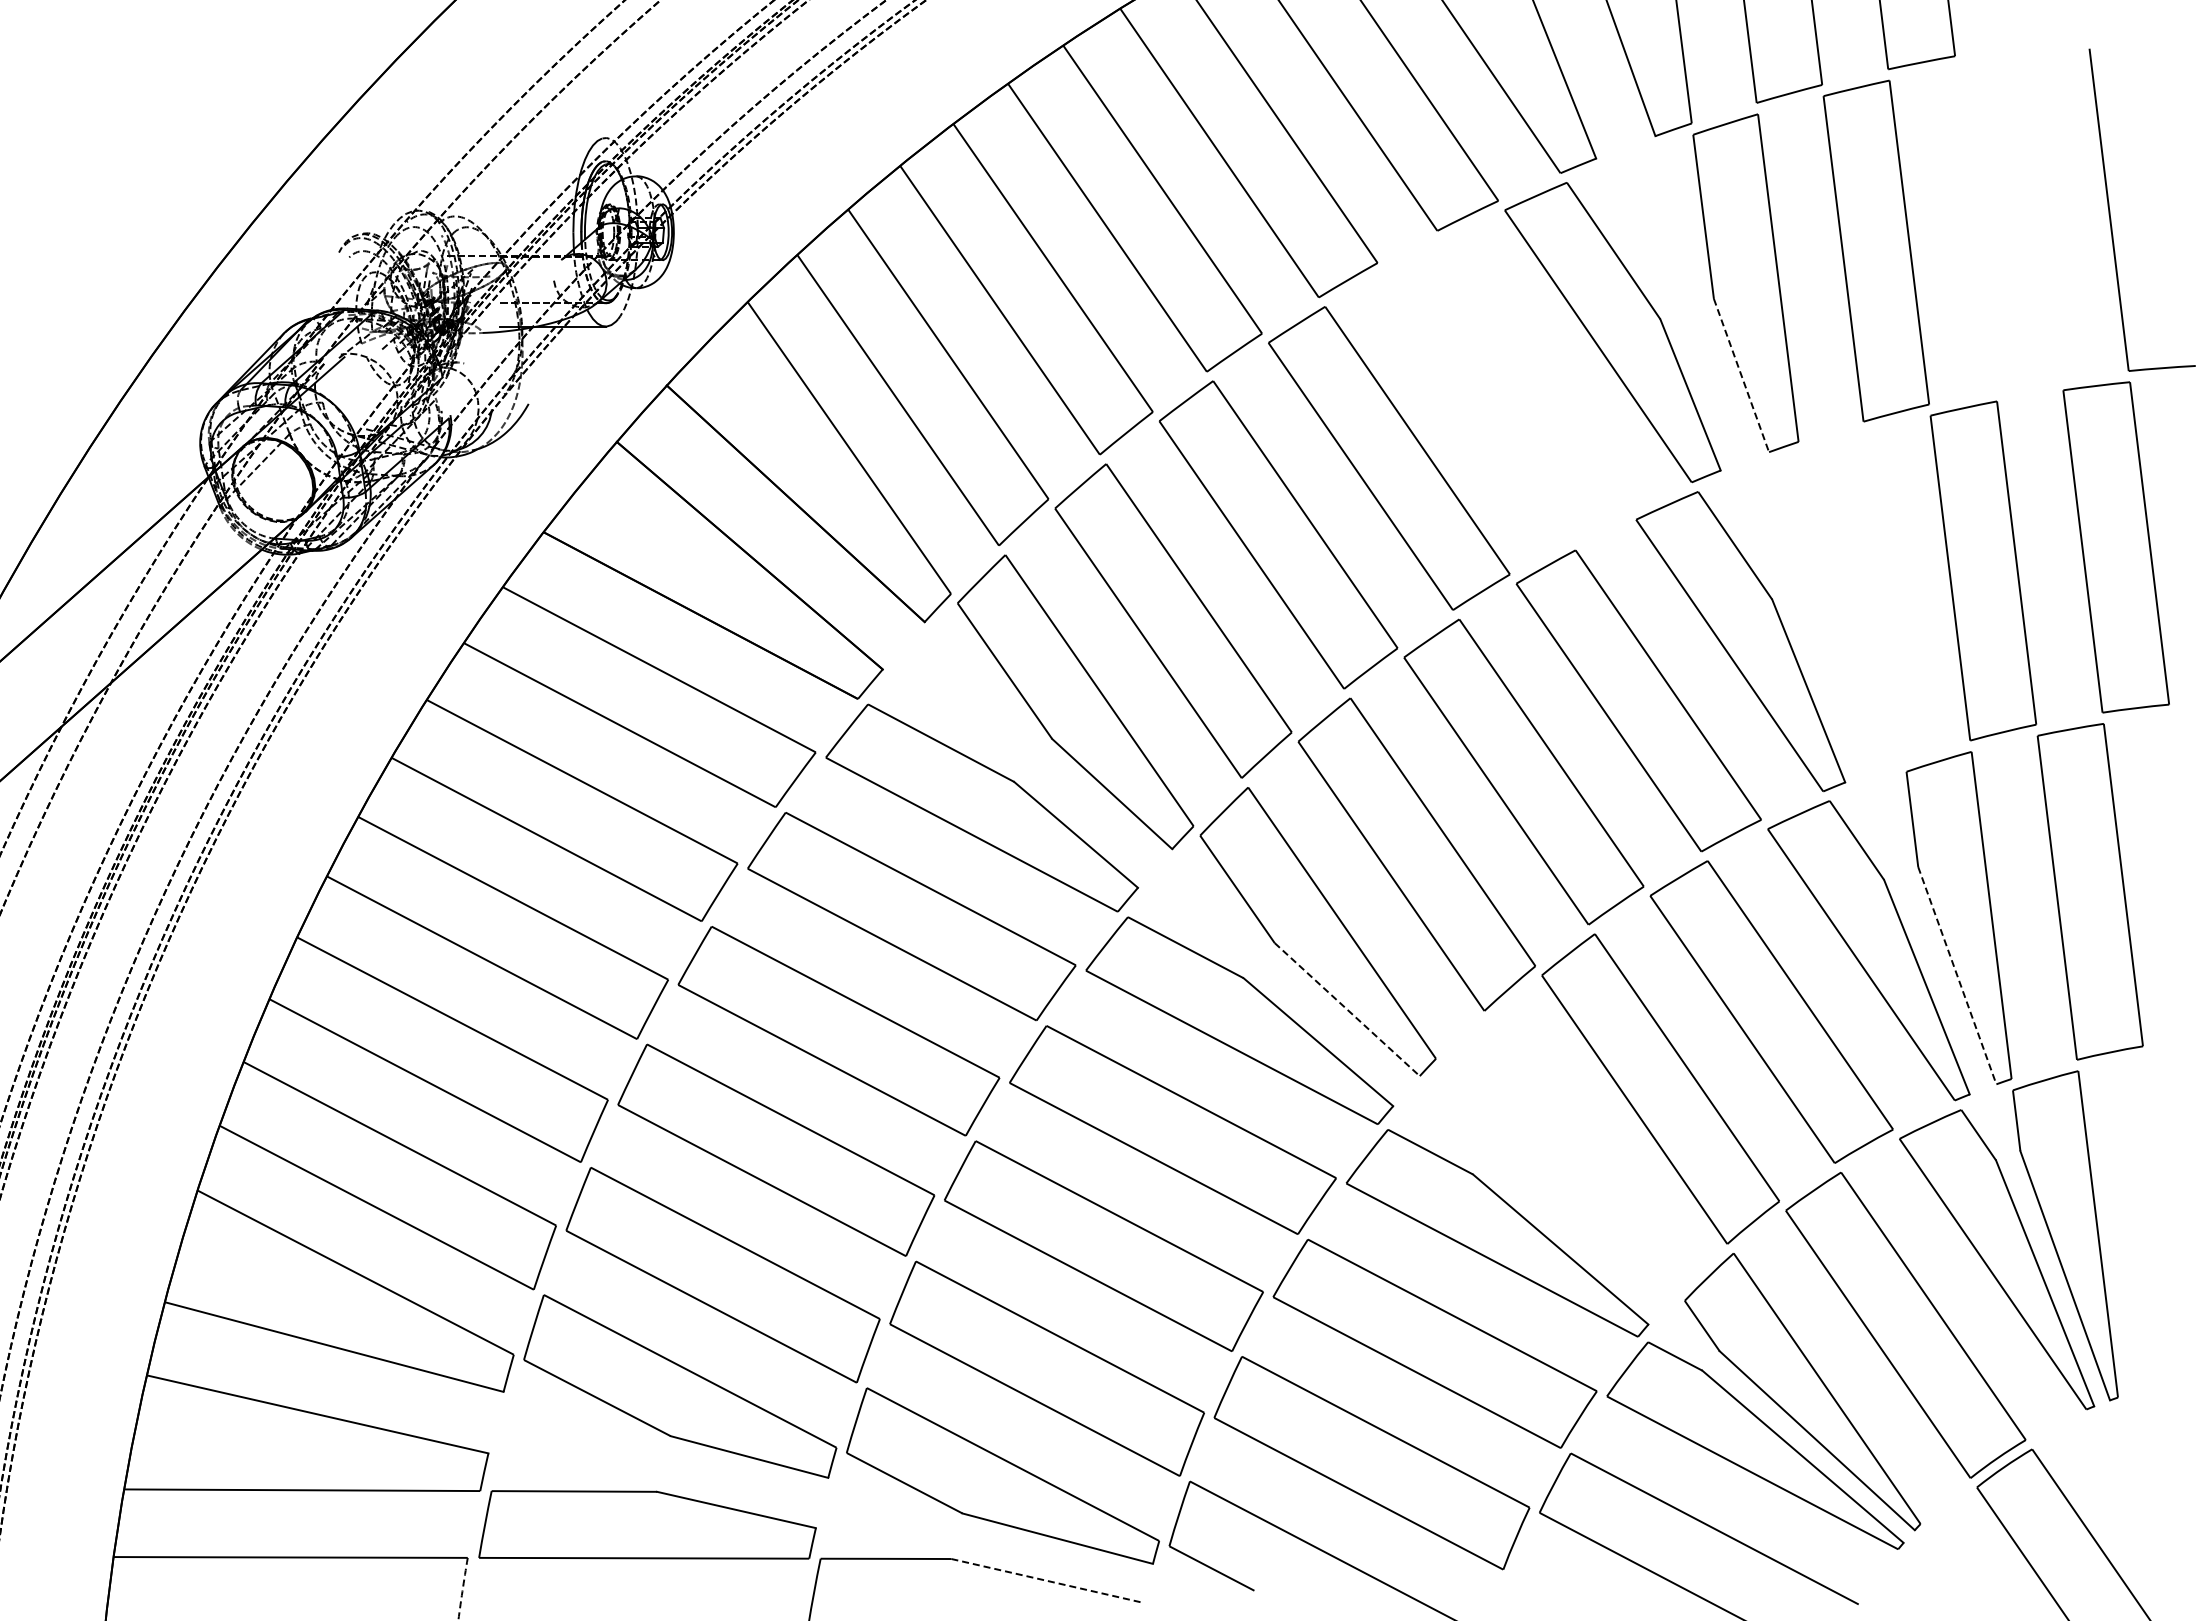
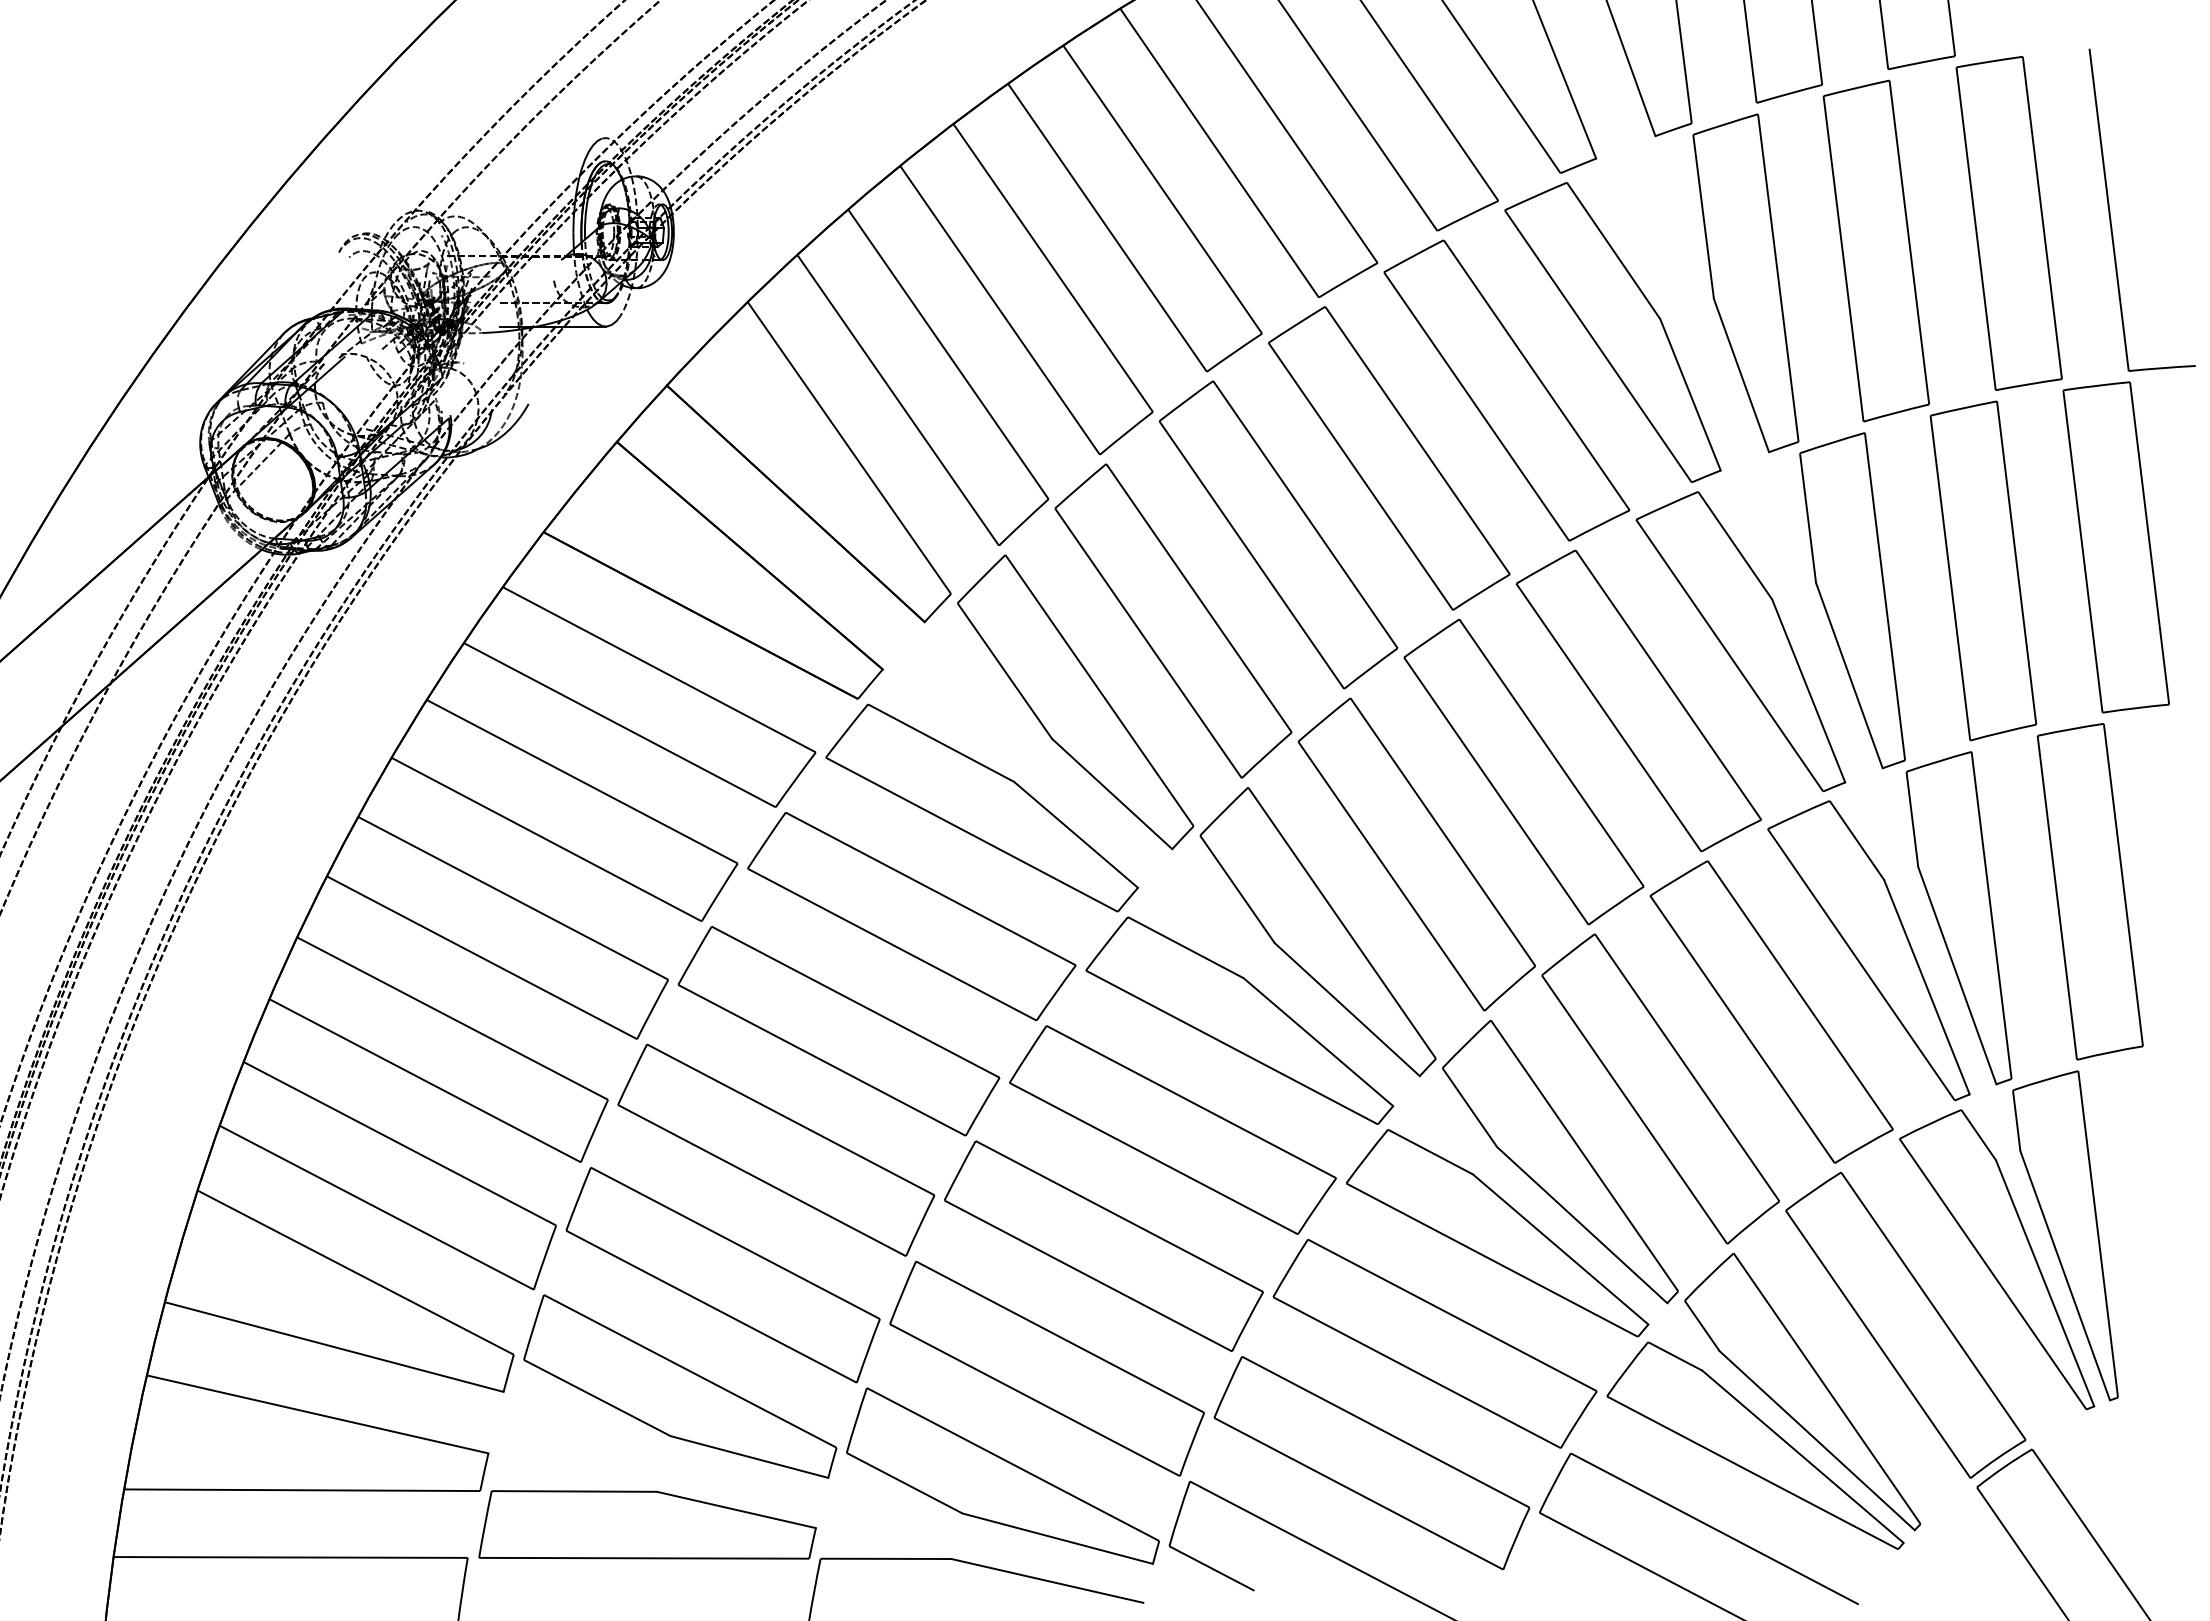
part: none -> present (2008, 223)
line: dashed -> solid (1741, 376)
part: none -> present (1506, 390)
part: none -> present (1852, 600)
line: dashed -> solid (1957, 976)
line: dashed -> solid (1347, 1009)
part: none -> present (1560, 1161)
line: dashed -> solid (1047, 1581)
arc: dashed -> solid (462, 1589)
